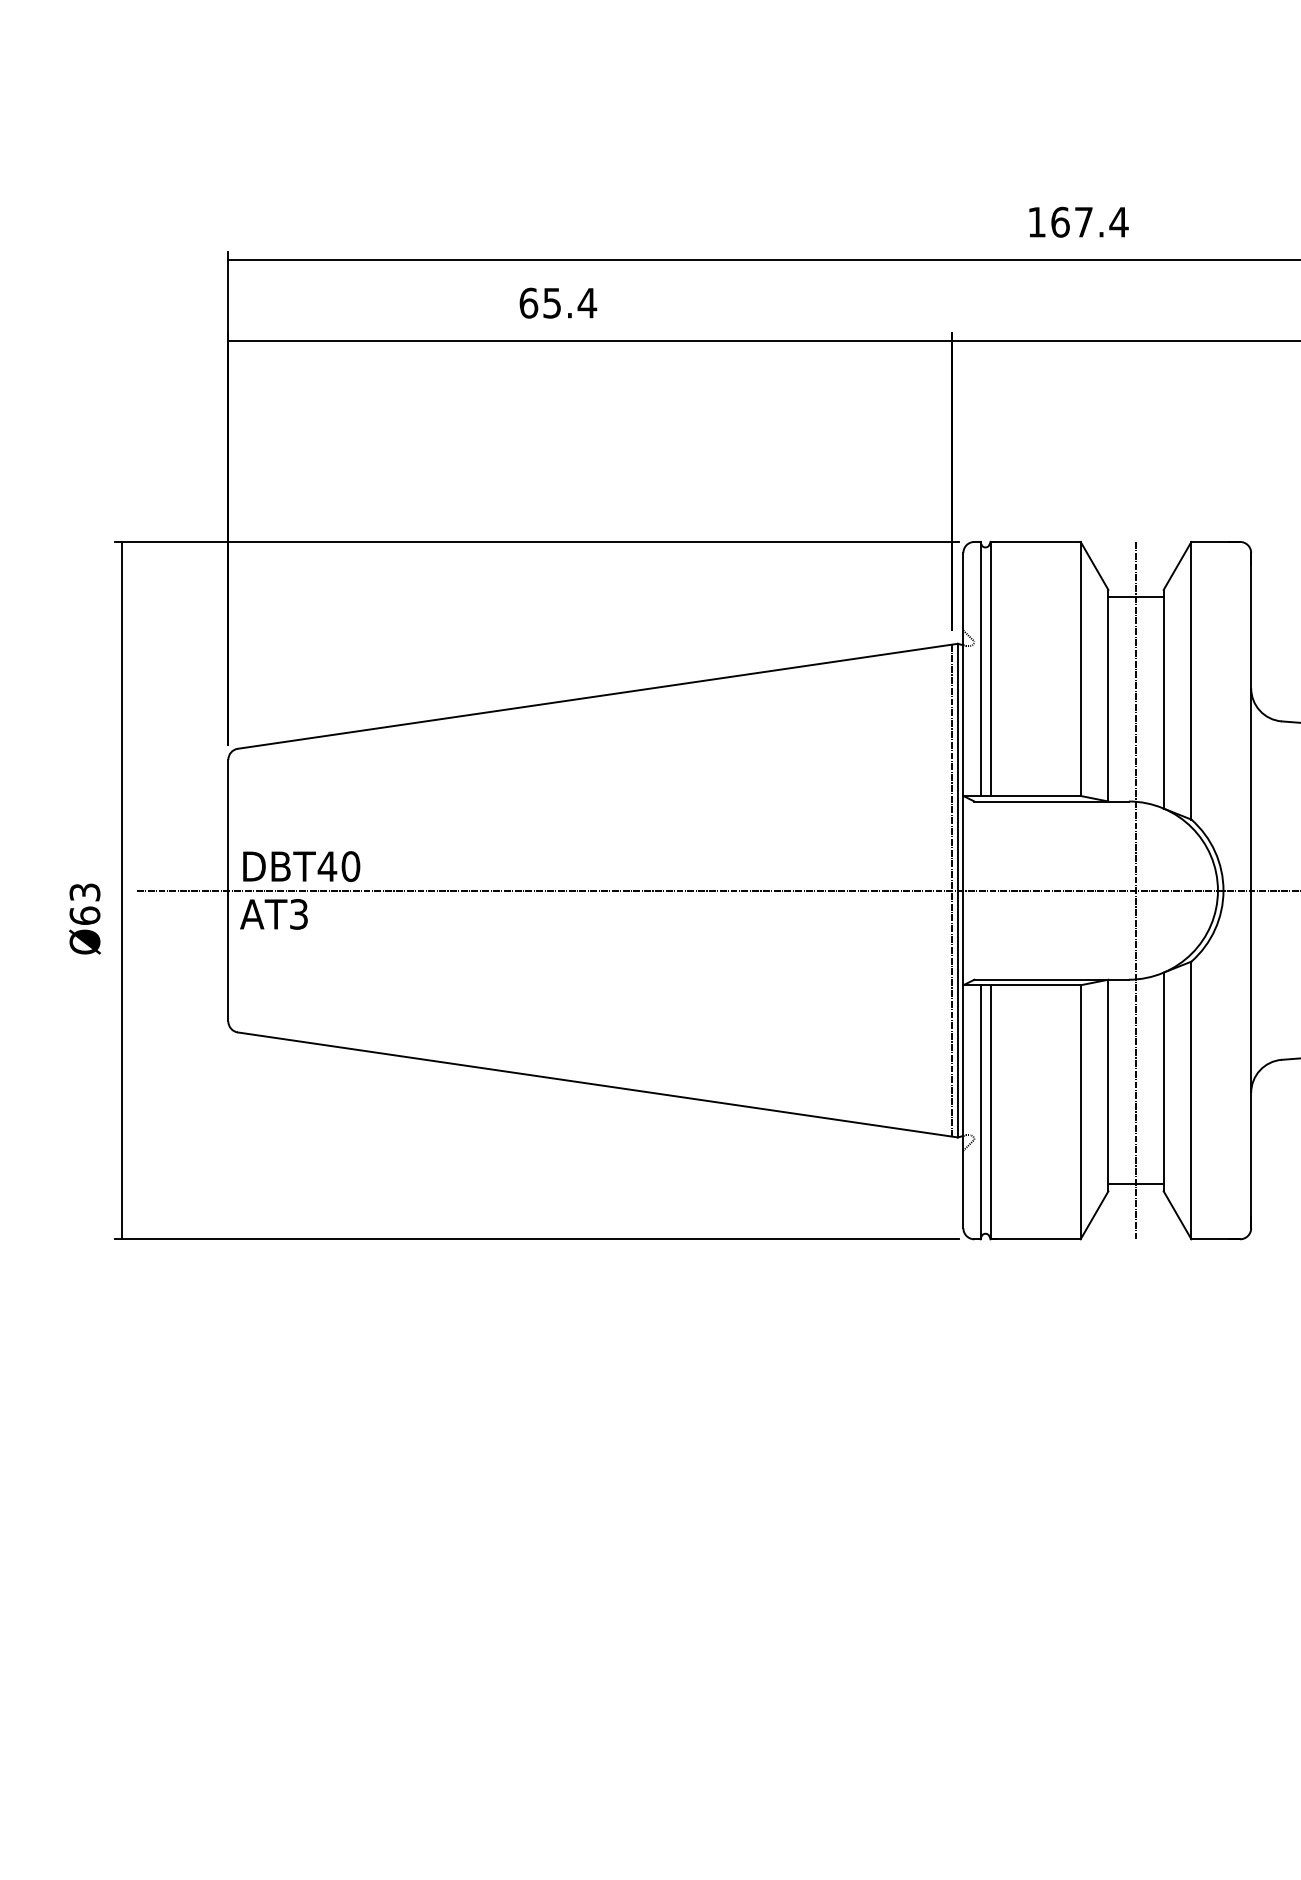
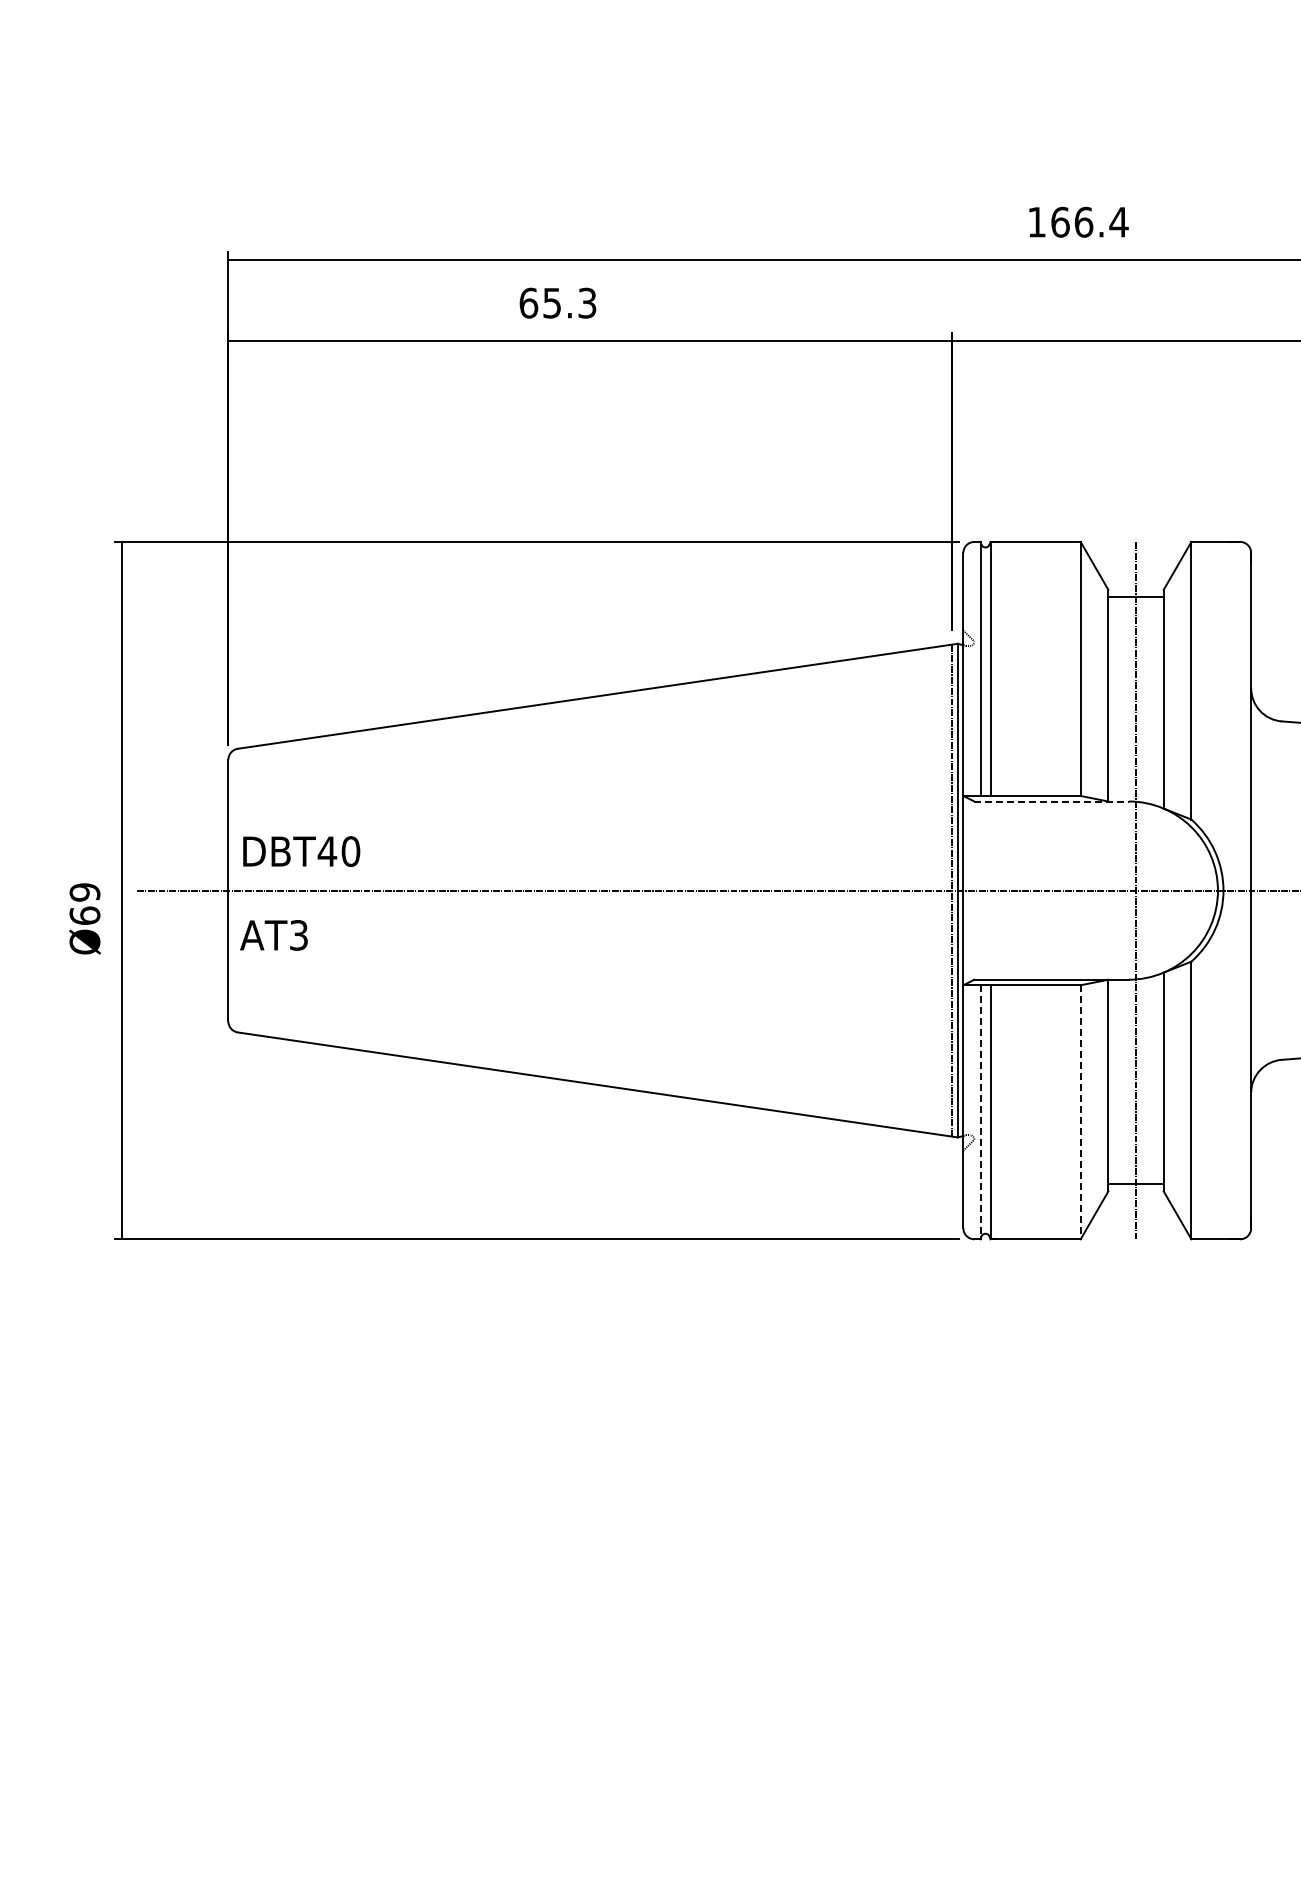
text: 167.4 -> 166.4 (1083, 221)
text: 65.4 -> 65.3 (587, 302)
line: solid -> dashed (1052, 801)
text position: (301, 866) -> (301, 851) (301, 851)
text: Ø63 -> Ø69 (84, 892)
text position: (273, 914) -> (273, 935) (273, 935)
line: solid -> dashed (980, 1112)
line: solid -> dashed (1080, 1112)
